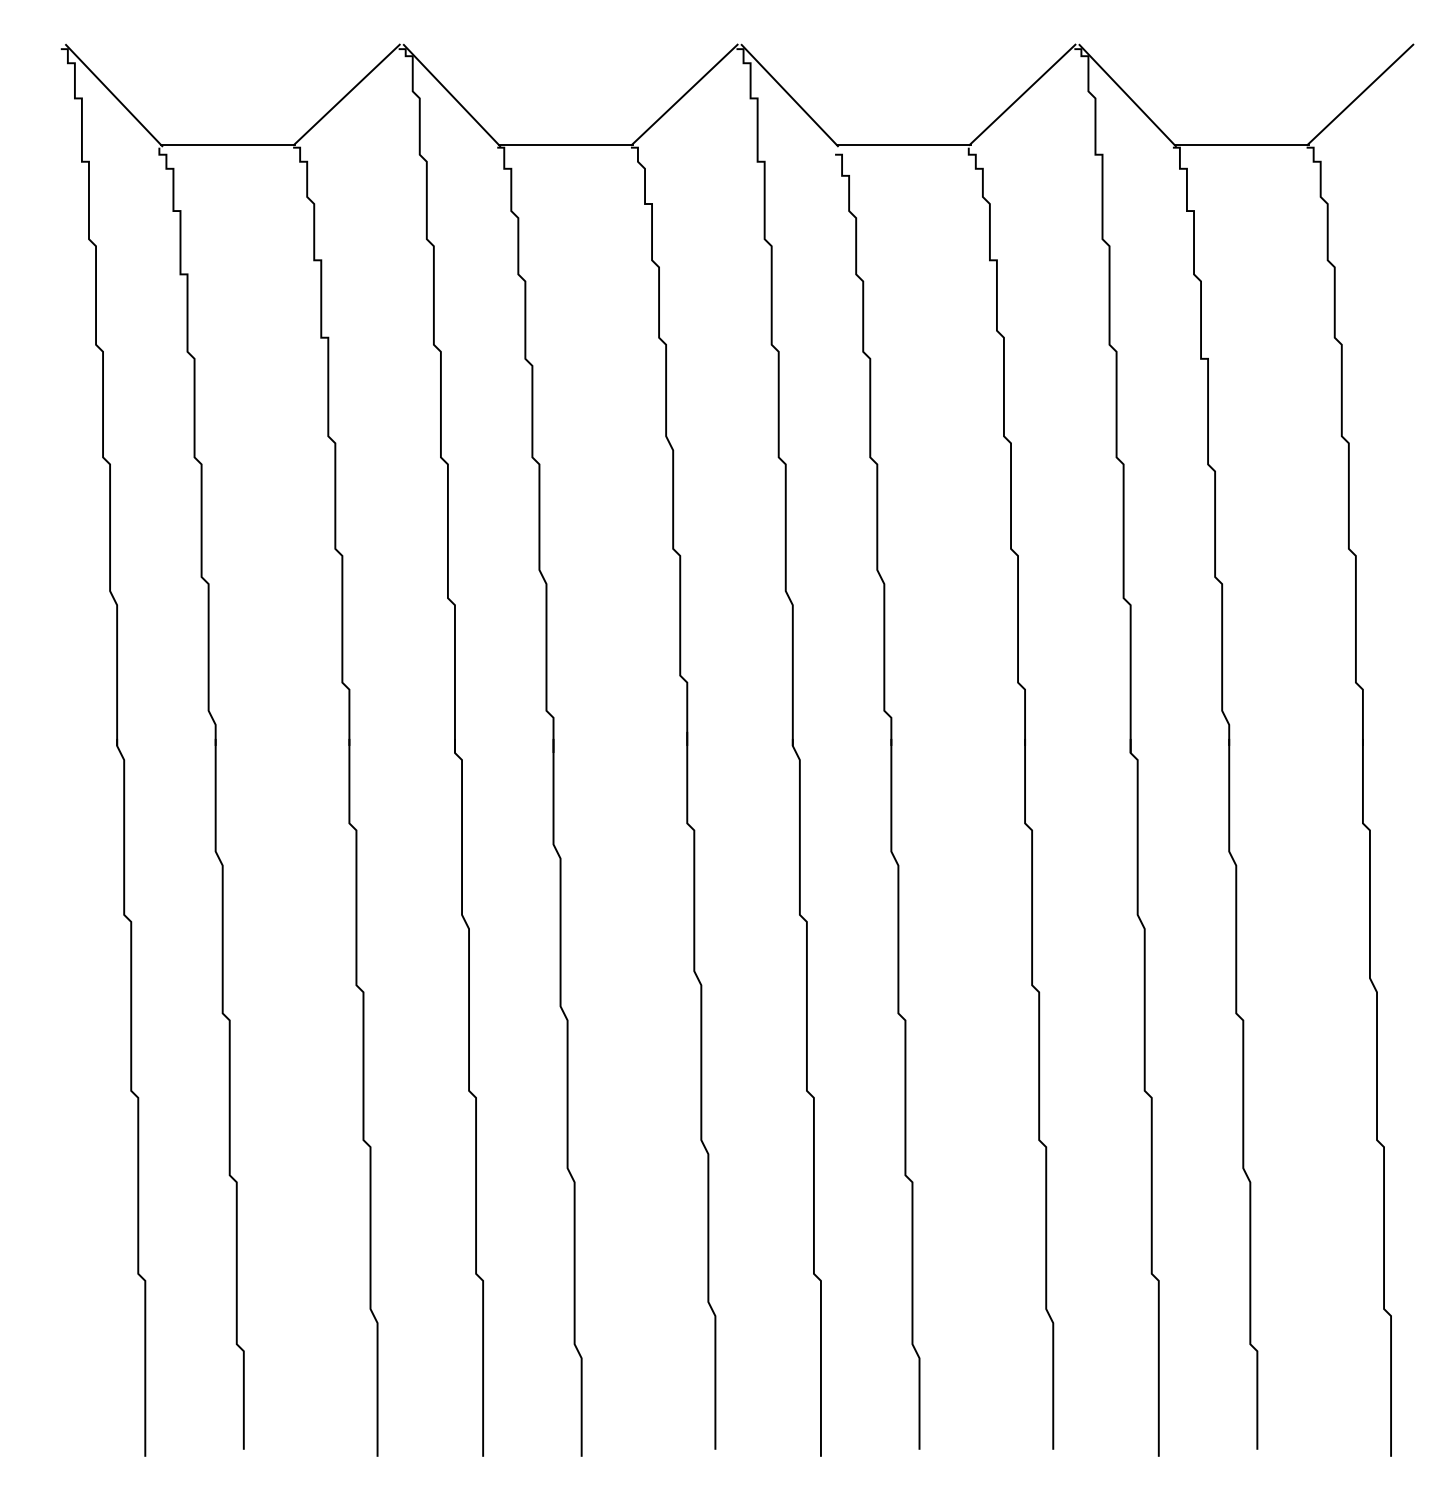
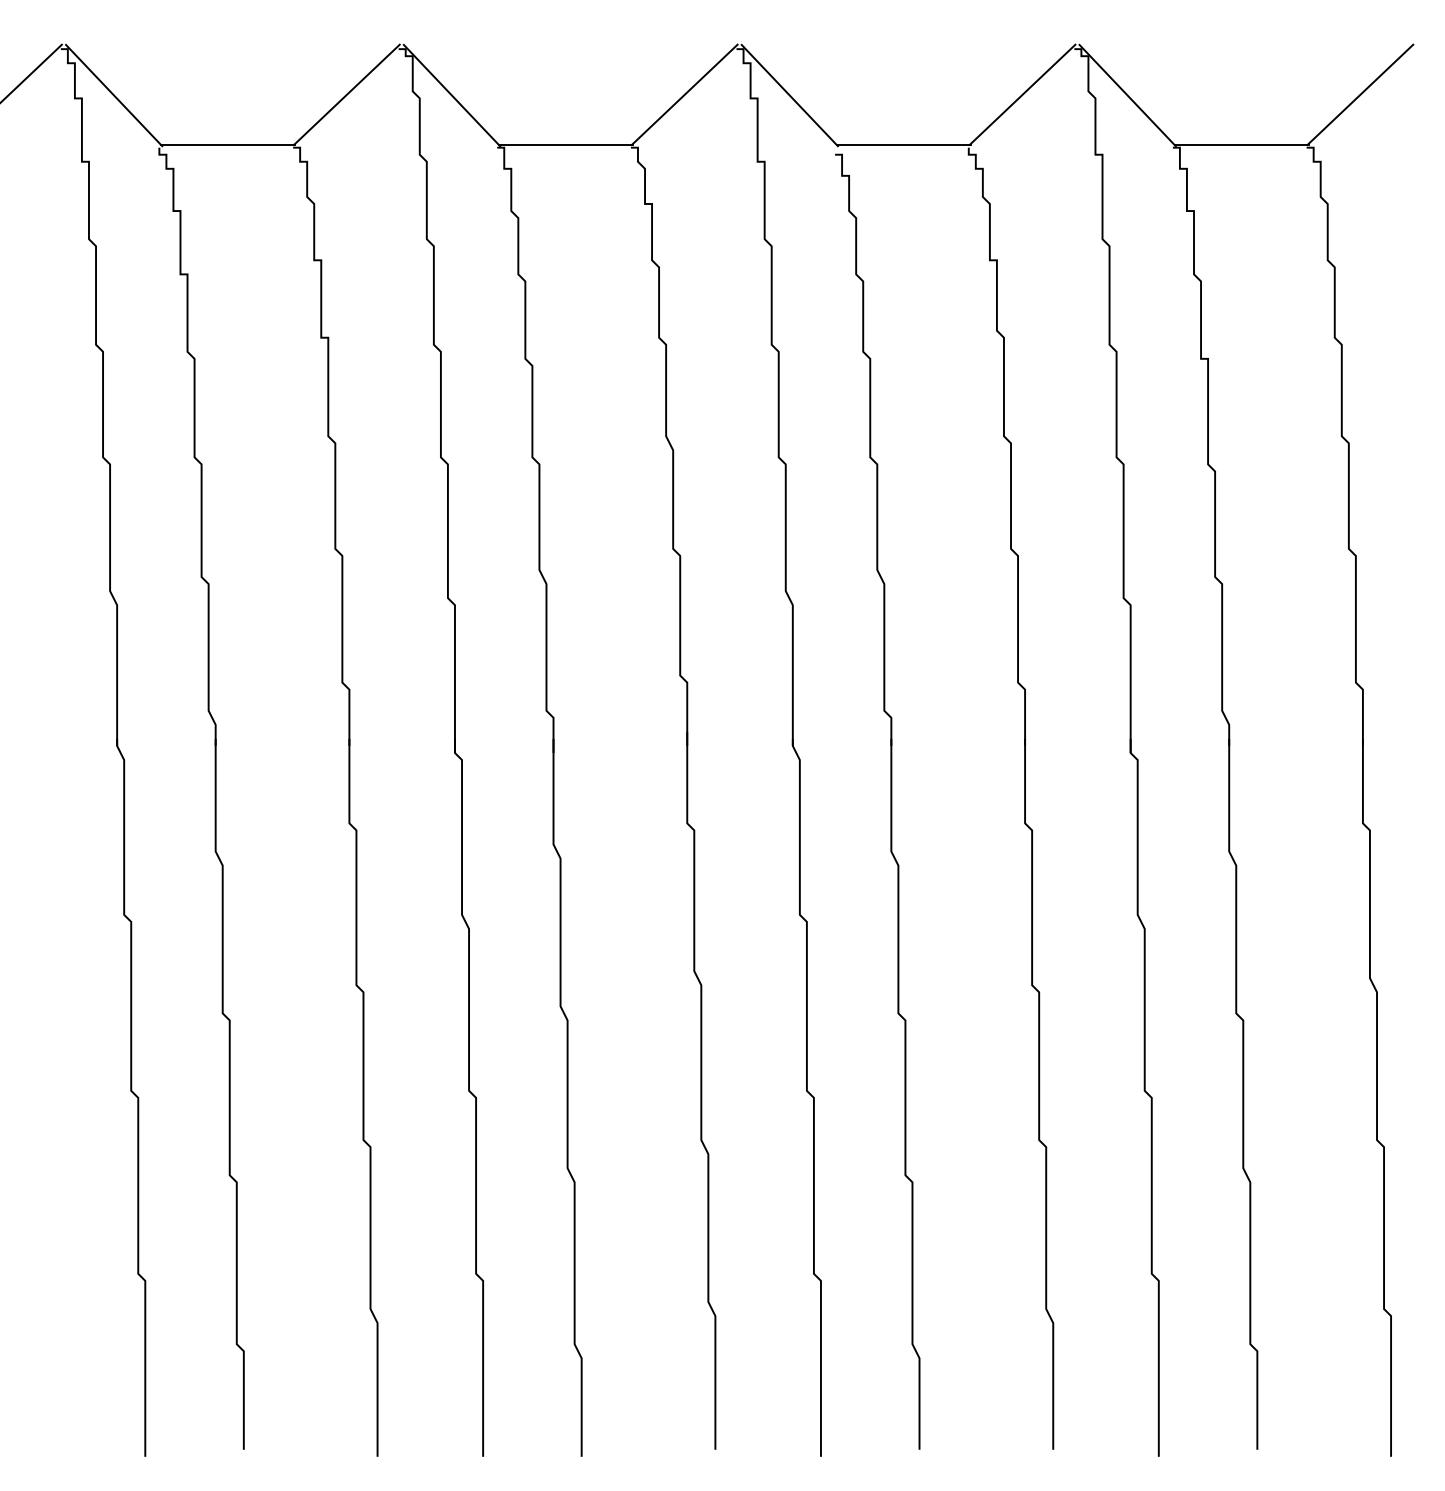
line: none -> present (31, 72)
